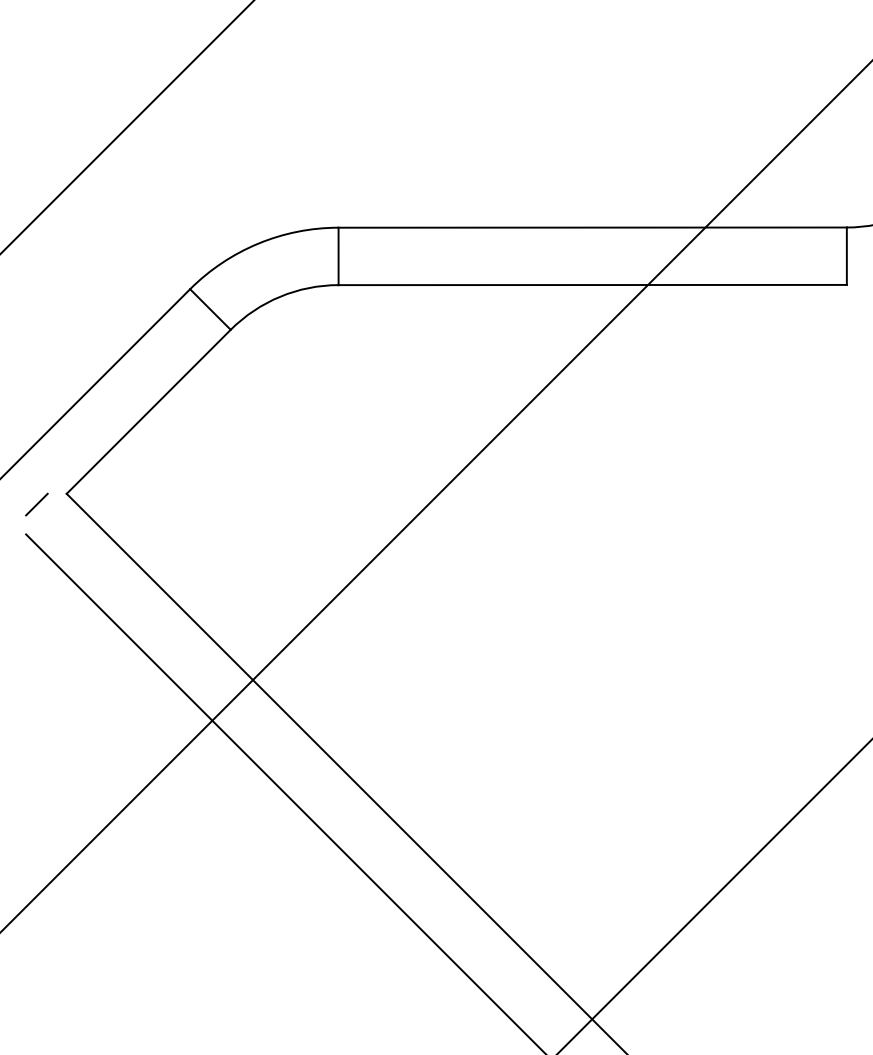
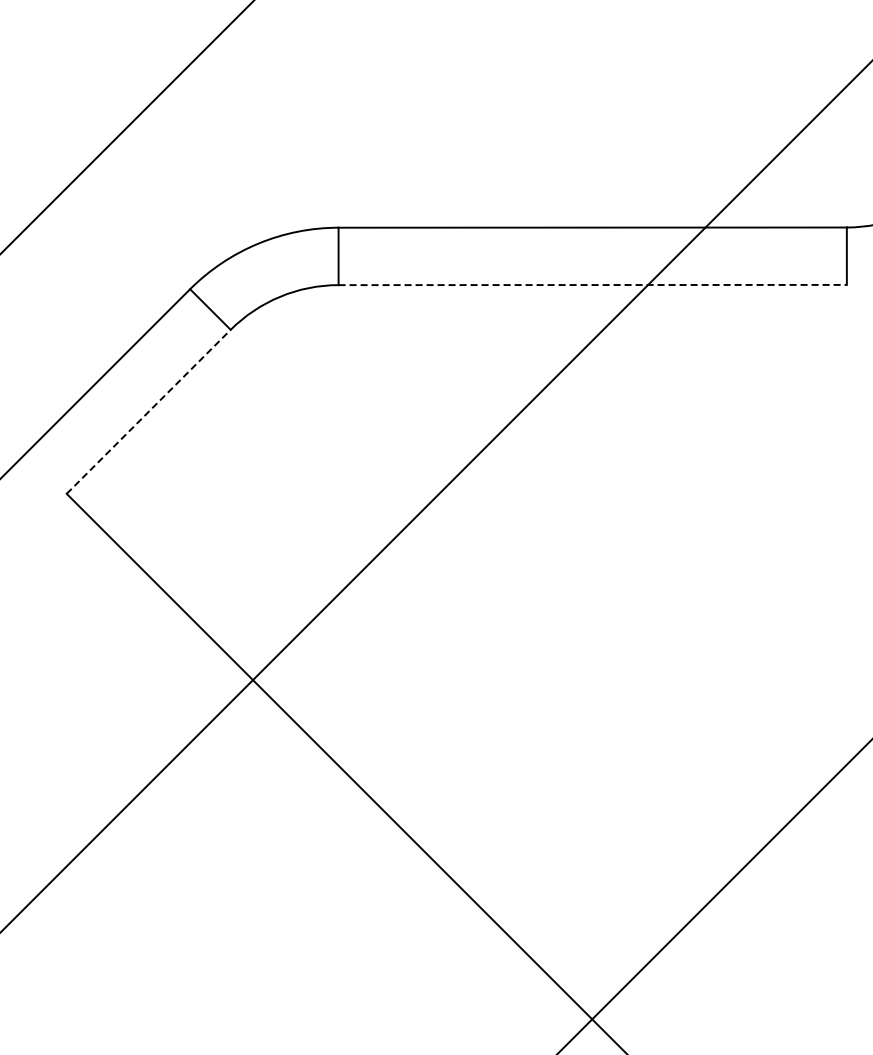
line: solid -> dashed (593, 285)
line: solid -> dashed (148, 411)
line: present -> none (36, 504)
line: present -> none (284, 792)
